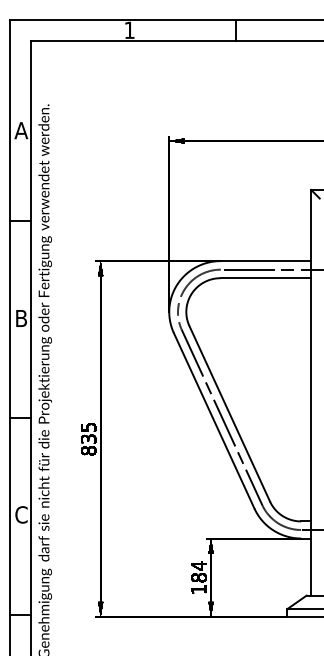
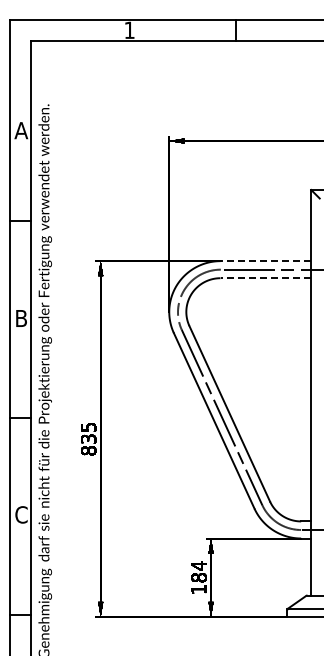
line: solid -> dashed (265, 261)
line: solid -> dashed (265, 278)
